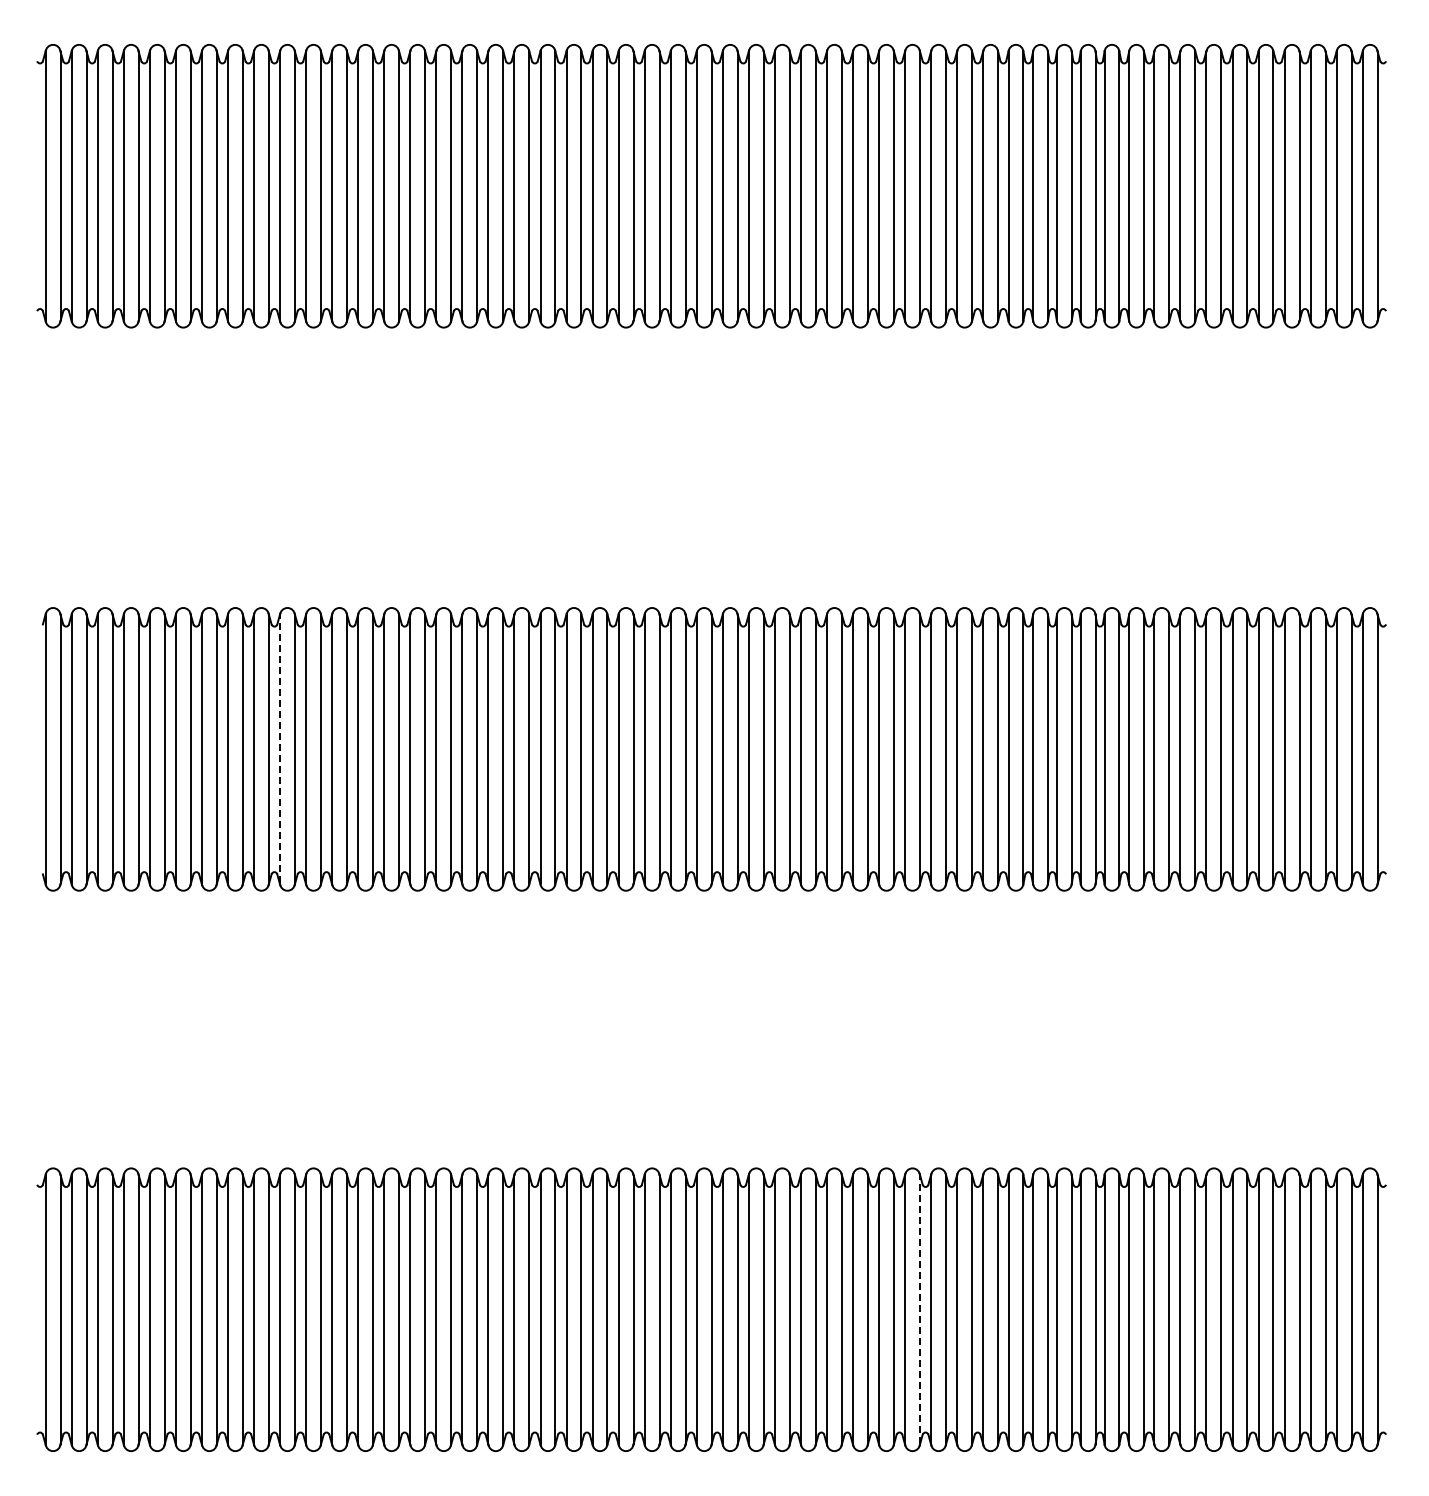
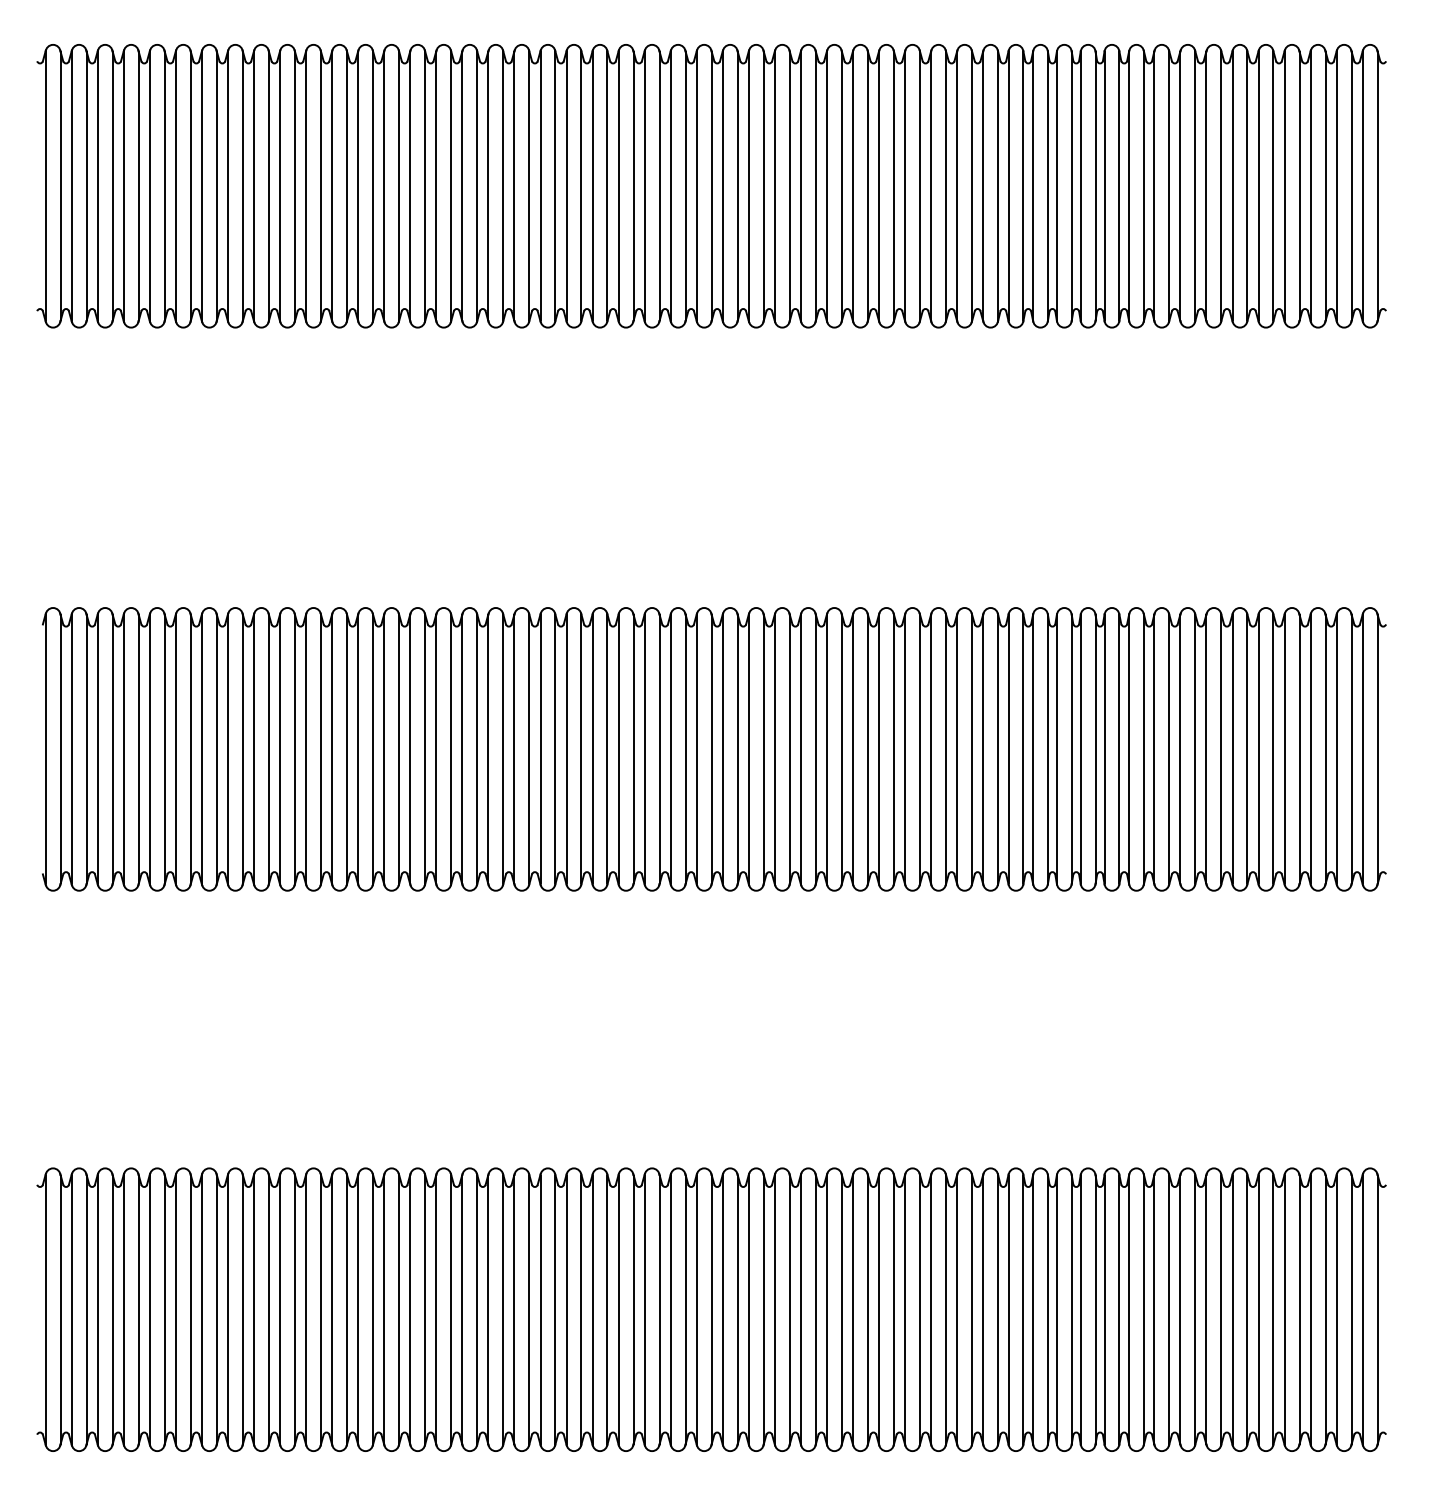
line: dashed -> solid (280, 749)
line: dashed -> solid (920, 1309)
